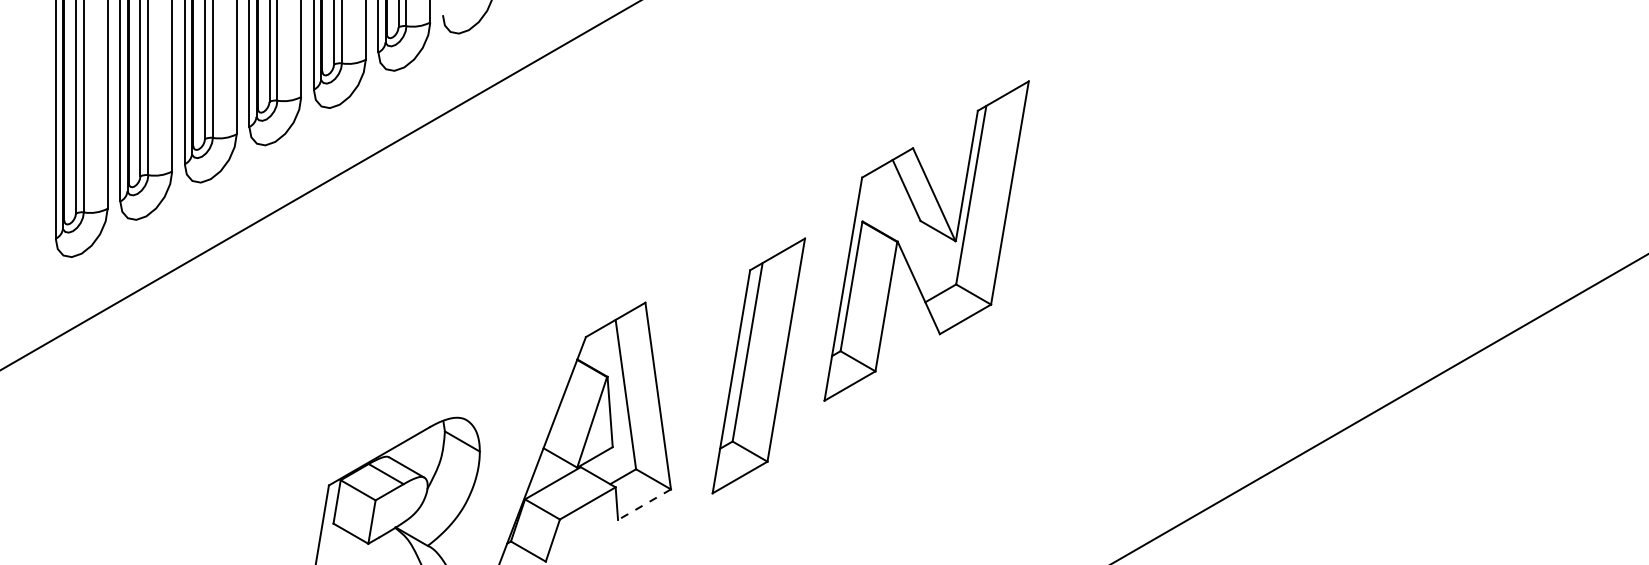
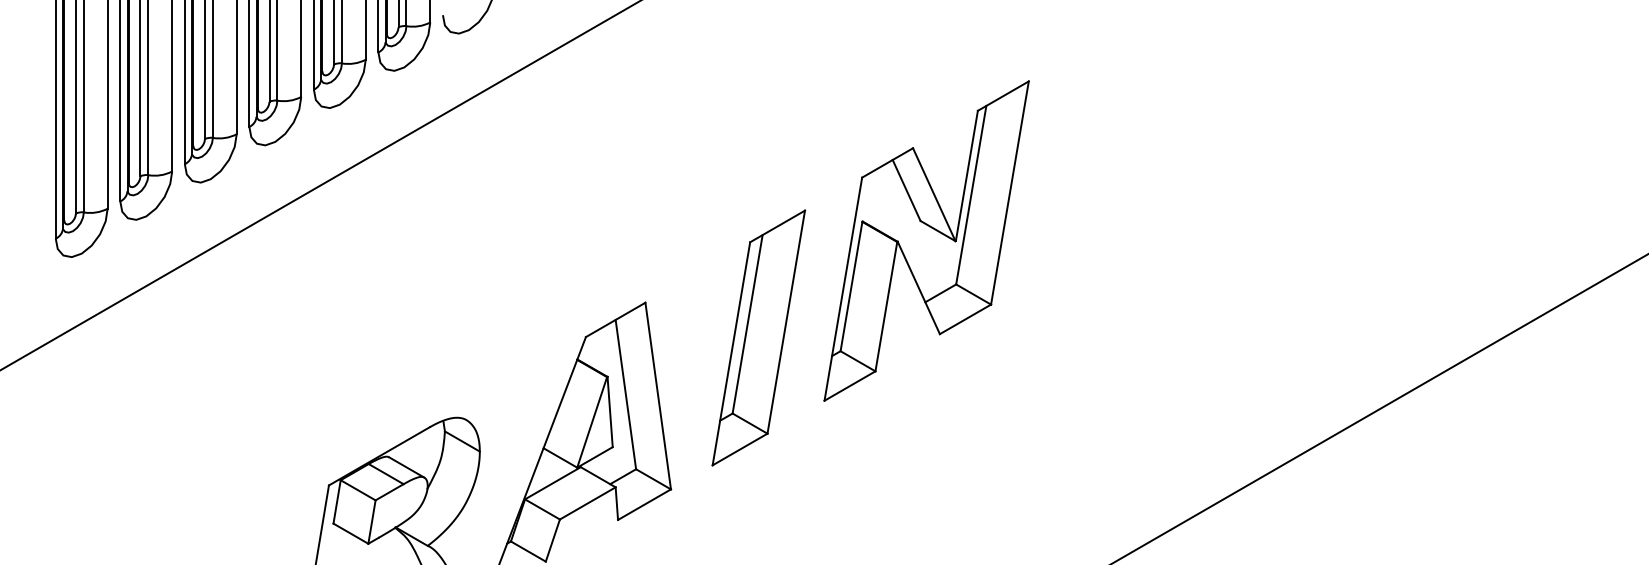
part position: (758, 365) -> (758, 337) (758, 337)
line: dashed -> solid (644, 504)
